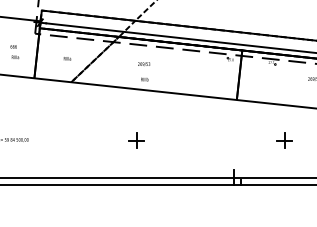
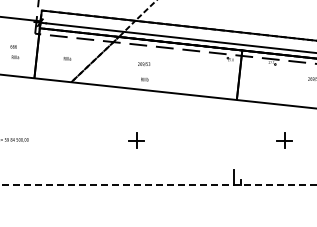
line: present -> none (157, 177)
line: solid -> dashed (158, 185)
